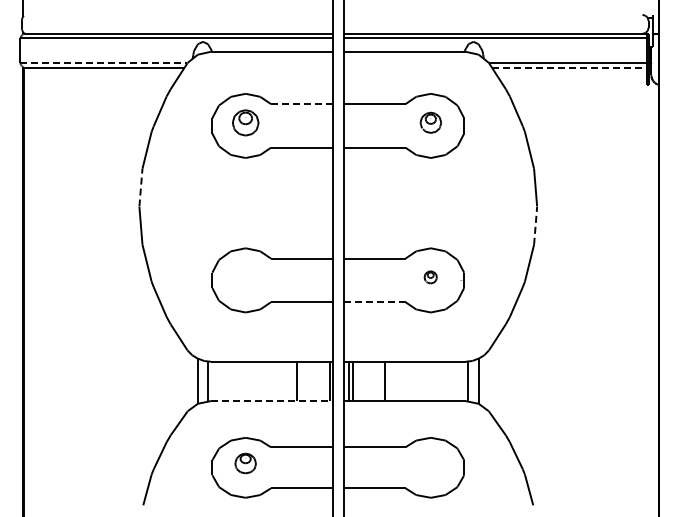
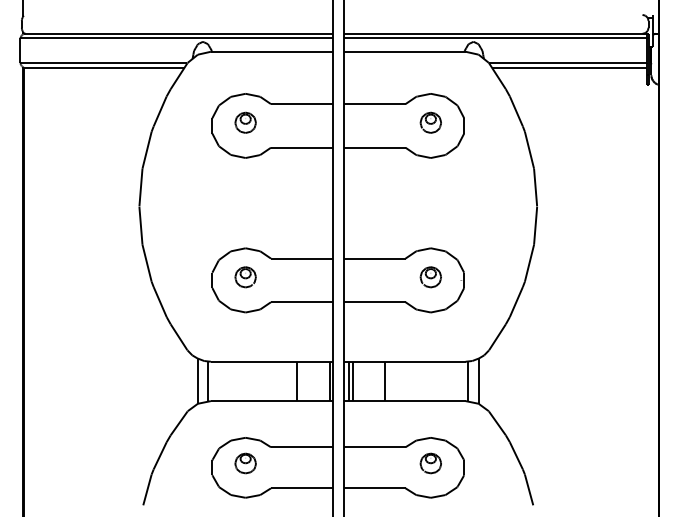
line: dashed -> solid (103, 63)
line: dashed -> solid (569, 67)
line: dashed -> solid (301, 104)
part size: 28x28 px -> 23x23 px (245, 122)
line: dashed -> solid (140, 187)
line: dashed -> solid (535, 225)
part: none -> present (245, 277)
part size: 15x15 px -> 23x23 px (430, 277)
line: dashed -> solid (374, 302)
line: dashed -> solid (271, 401)
part: none -> present (430, 463)
